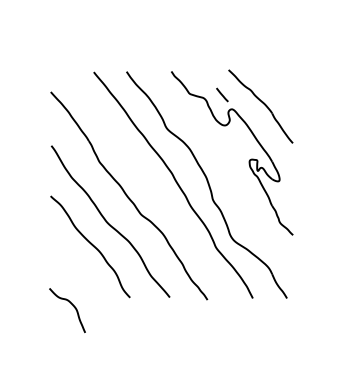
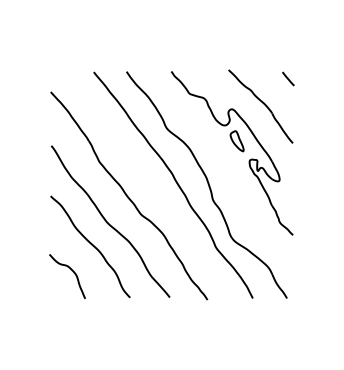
line position: (222, 94) -> (288, 78) (288, 78)
part: none -> present (236, 141)
curve position: (73, 307) -> (73, 273) (73, 273)
